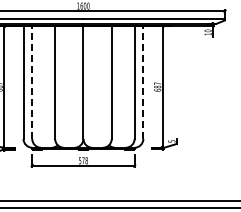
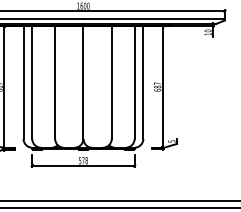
line: dashed -> solid (32, 82)
line: dashed -> solid (143, 82)
